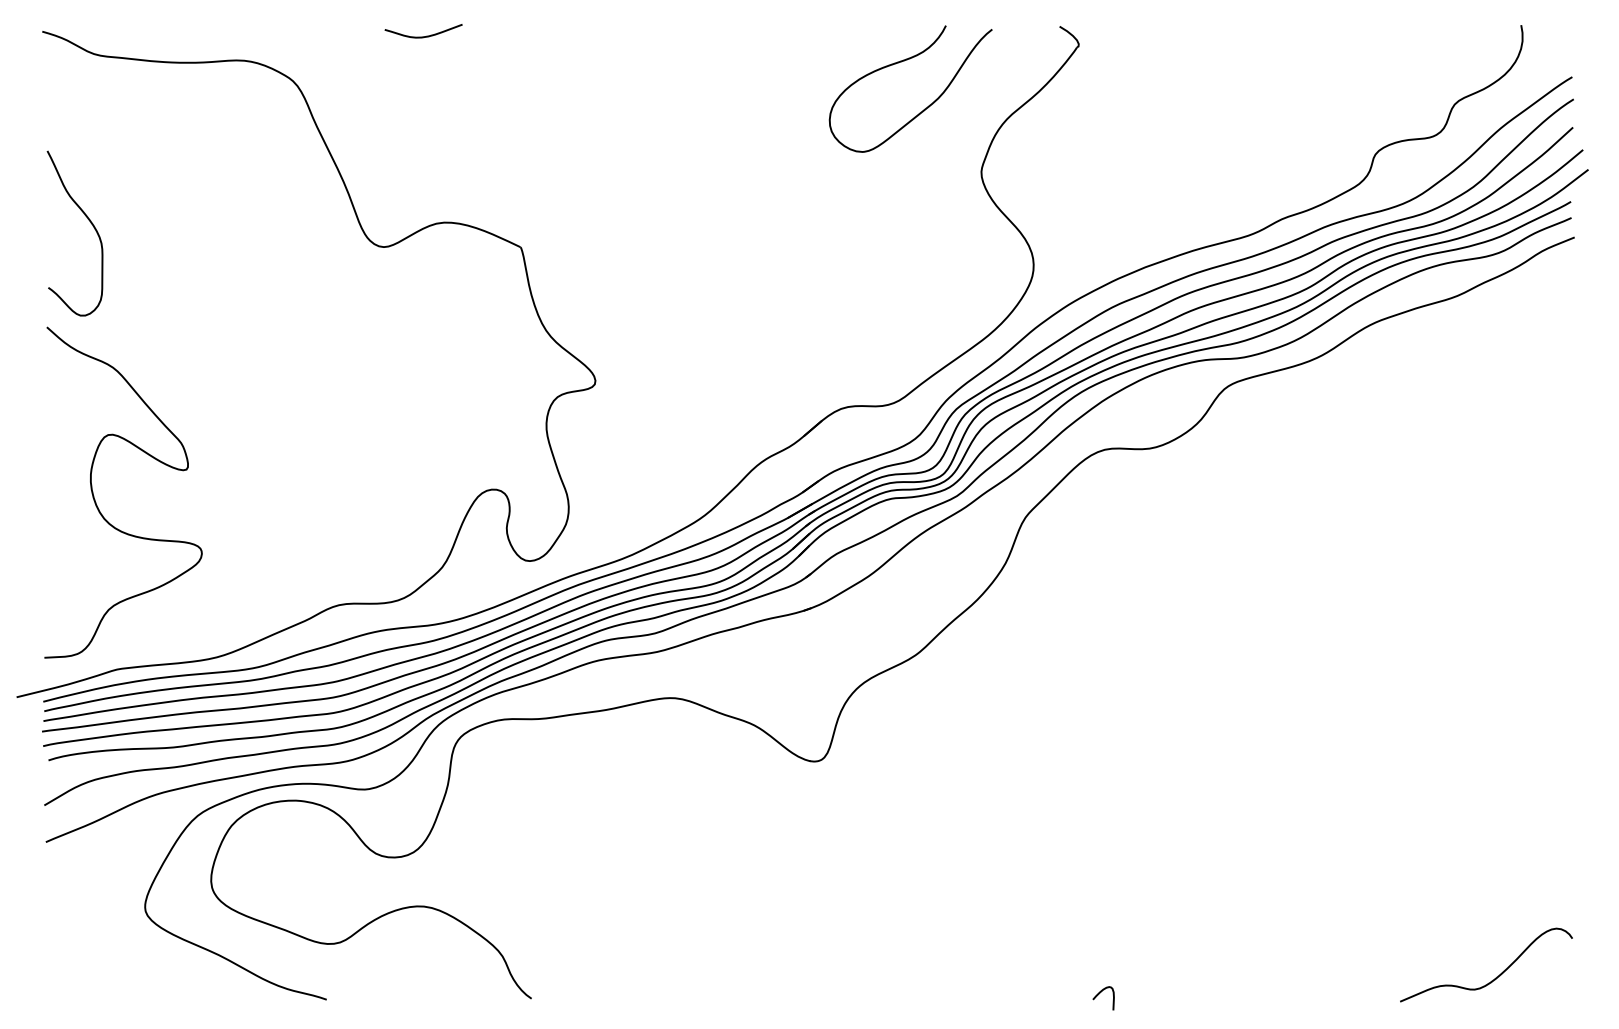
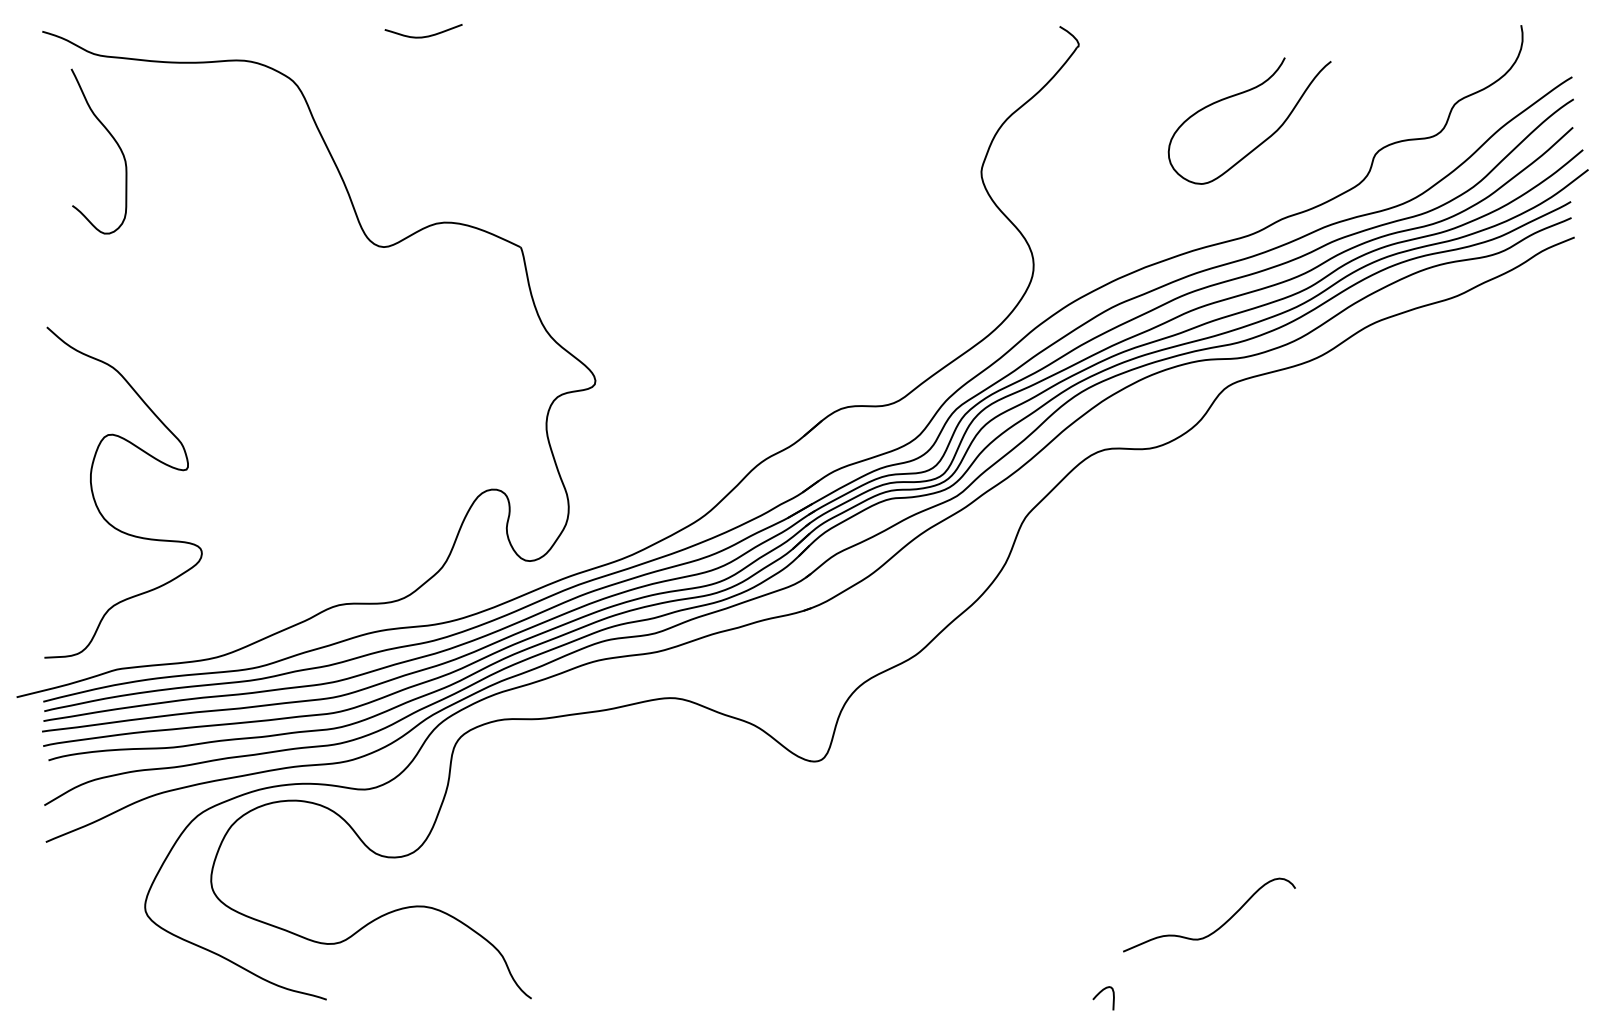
curve position: (924, 108) -> (1263, 140) (1263, 140)
curve position: (90, 223) -> (114, 141) (114, 141)
curve position: (1496, 976) -> (1219, 926) (1219, 926)
